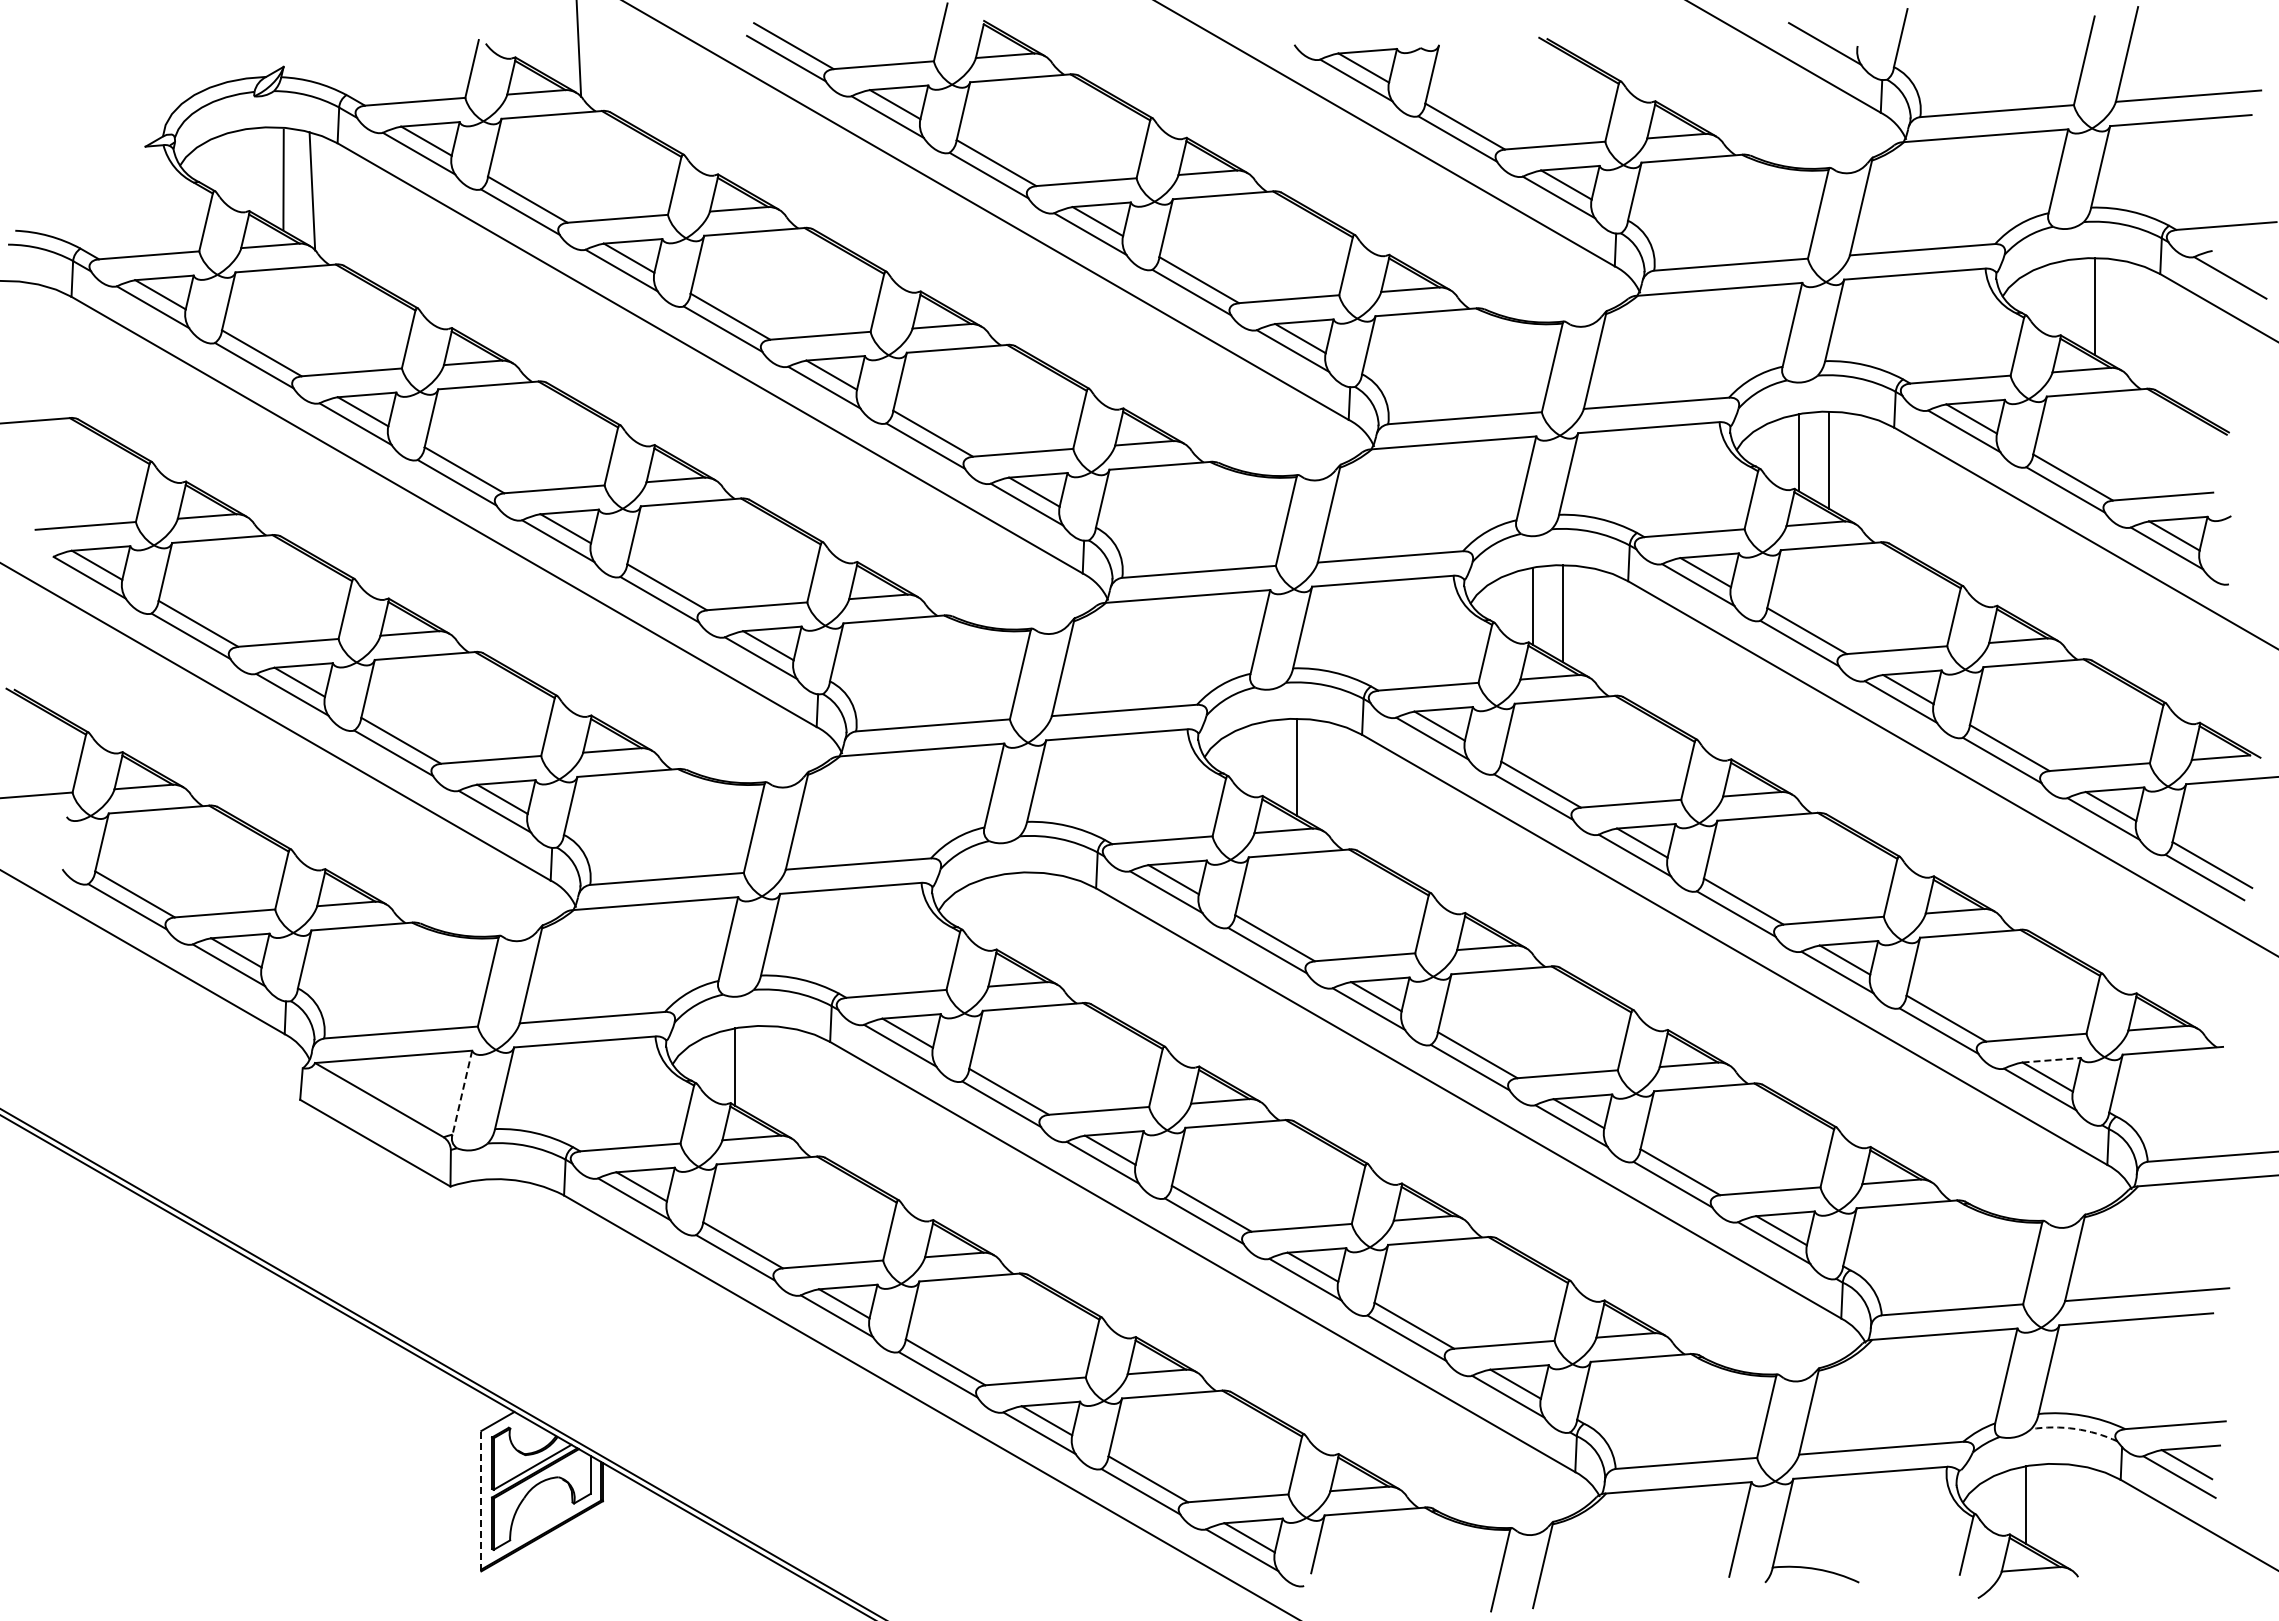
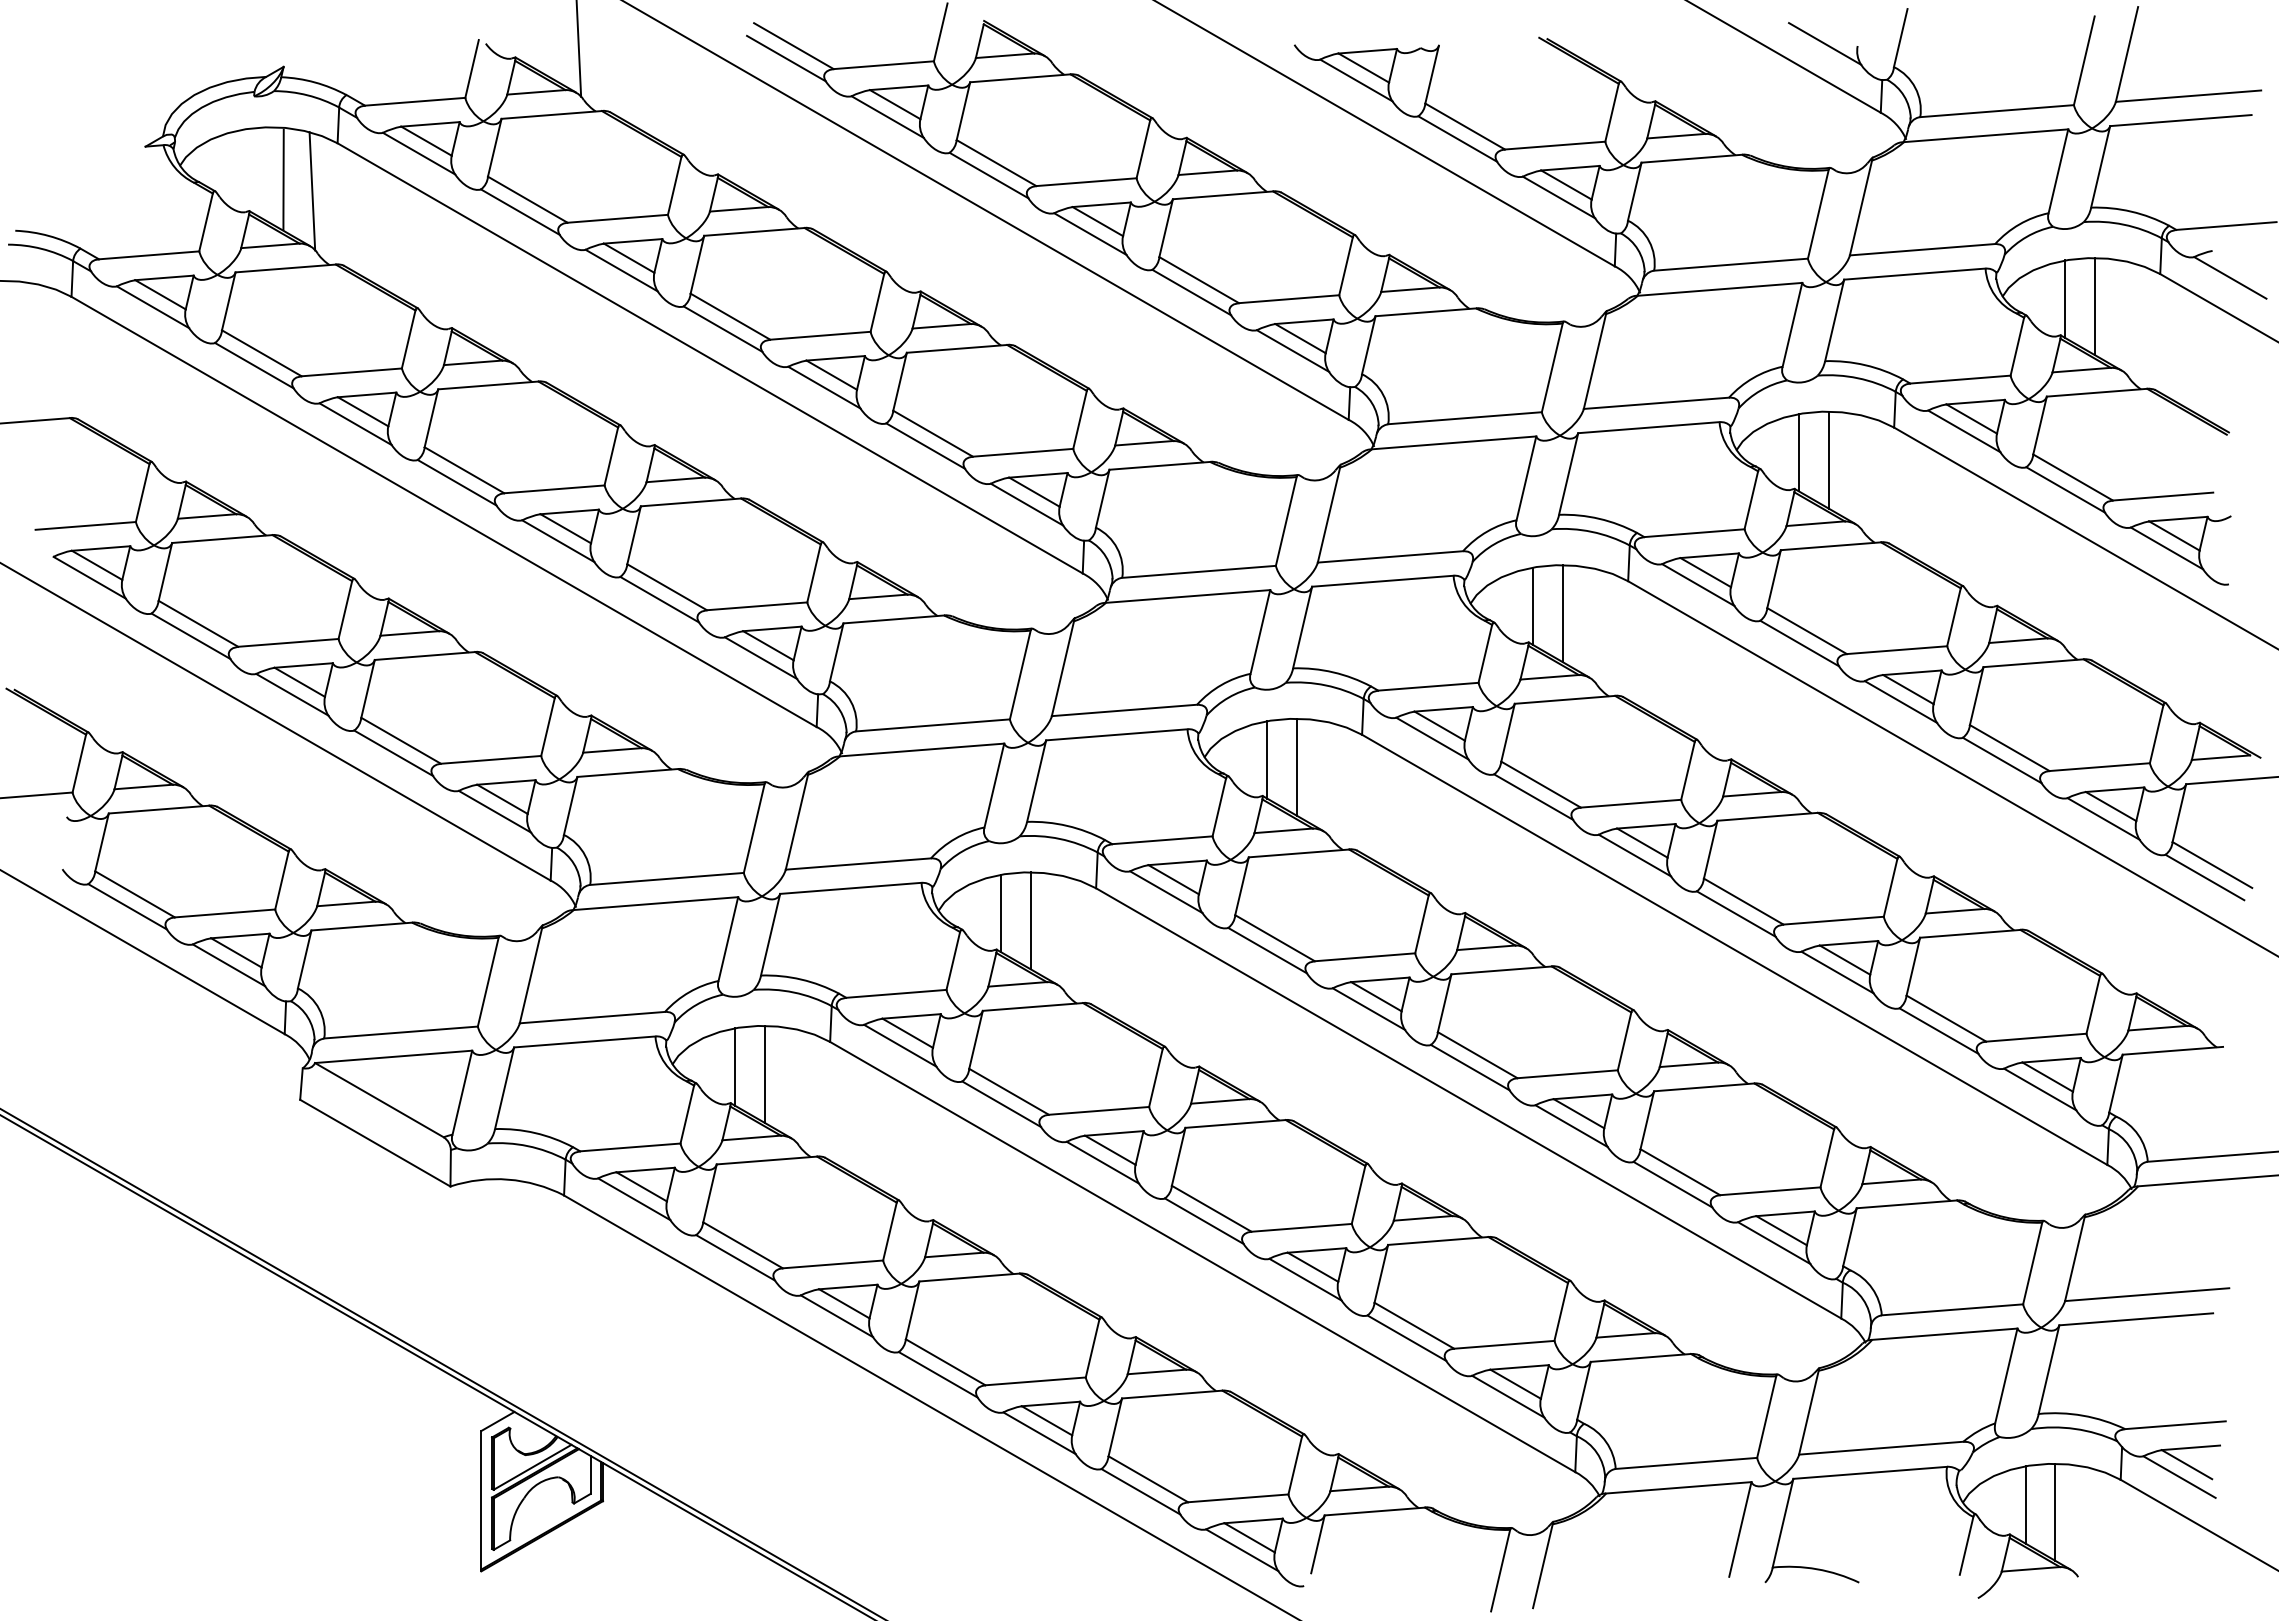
line: none -> present (2065, 298)
line: none -> present (1267, 759)
line: none -> present (1001, 913)
line: none -> present (1030, 920)
line: dashed -> solid (2052, 1060)
line: none -> present (764, 1073)
line: dashed -> solid (462, 1093)
arc: dashed -> solid (2075, 1428)
line: dashed -> solid (481, 1500)
line: none -> present (2055, 1511)
